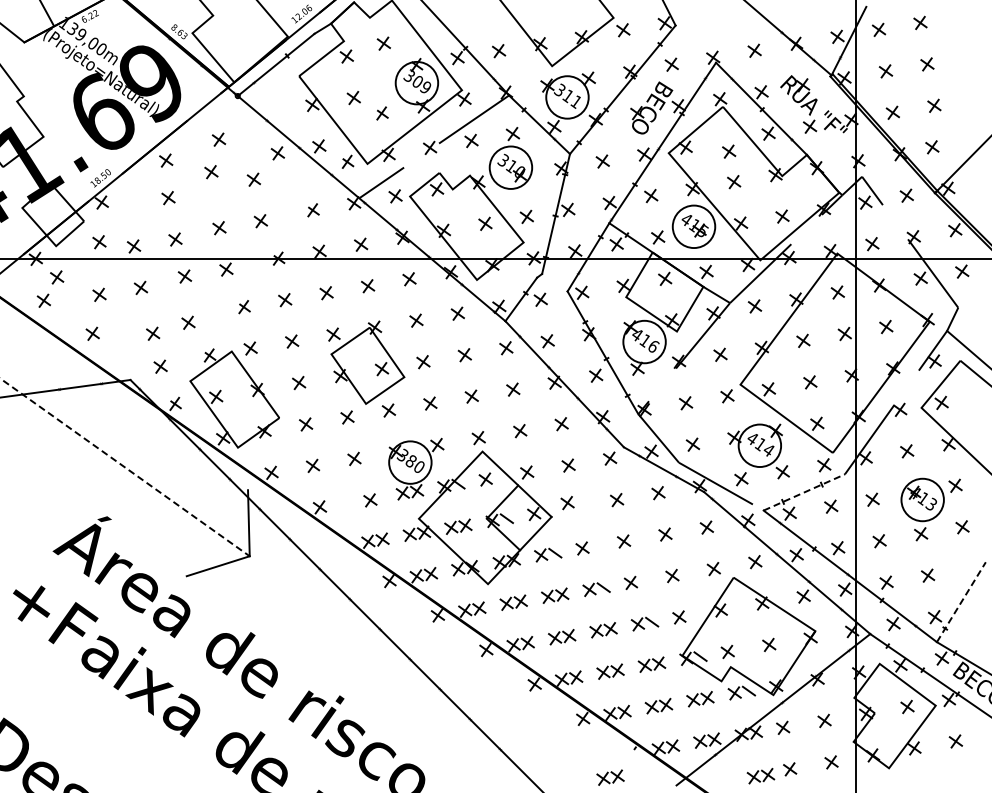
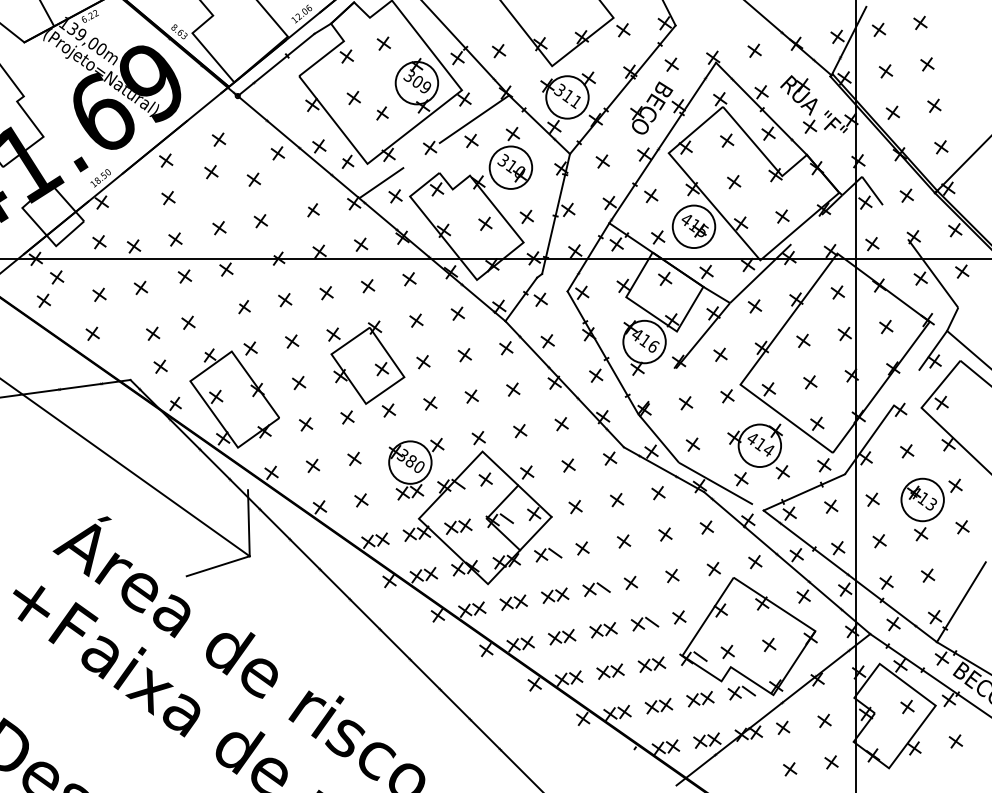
part position: (932, 147) -> (941, 147) (941, 147)
part position: (729, 151) -> (727, 140) (727, 140)
line: dashed -> solid (125, 467)
line: dashed -> solid (804, 492)
part position: (370, 500) -> (361, 500) (361, 500)
part position: (567, 503) -> (575, 507) (575, 507)
line: dashed -> solid (961, 602)
part: present -> none (760, 775)
part: present -> none (610, 777)
